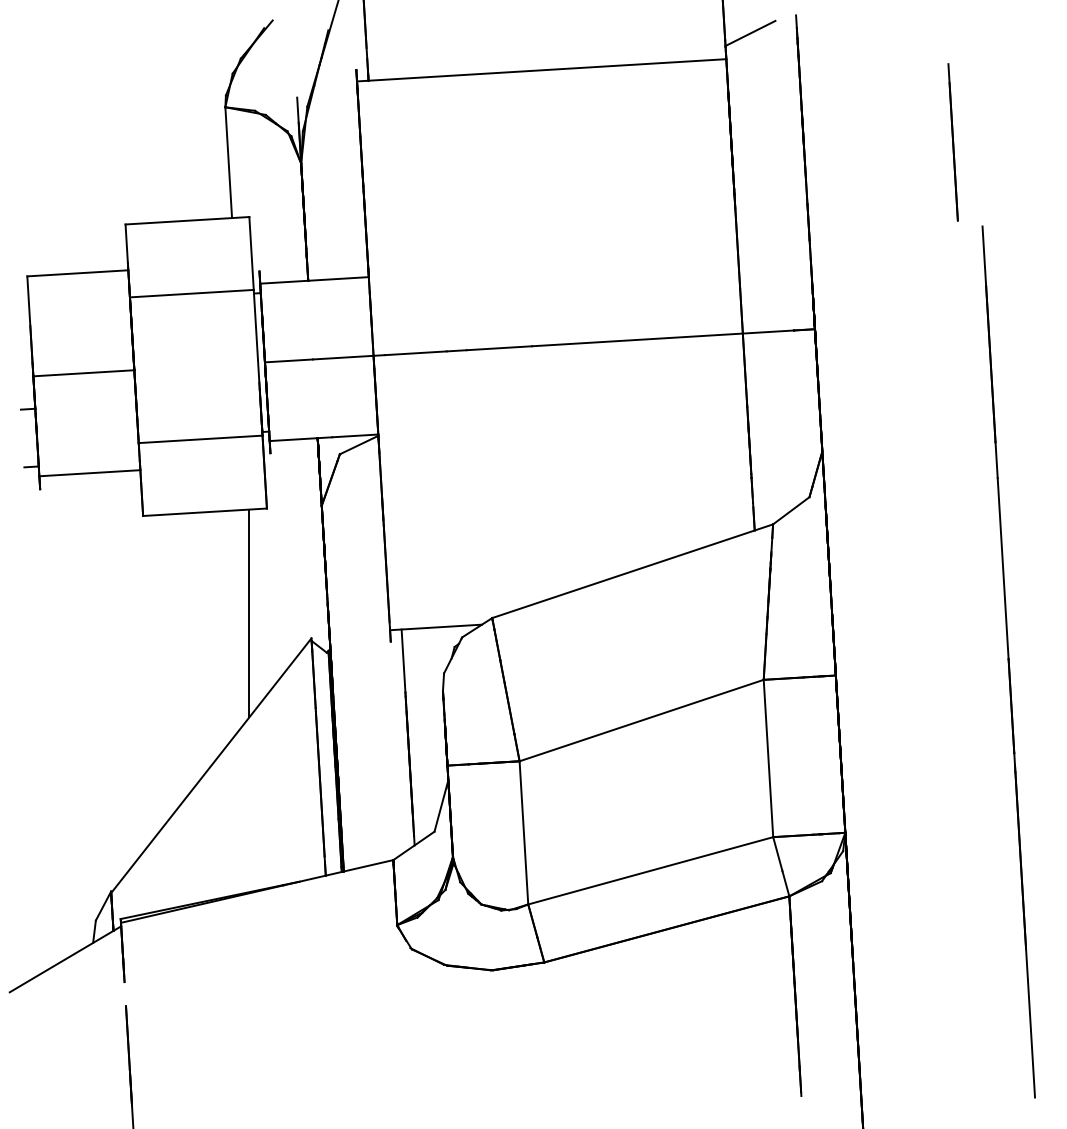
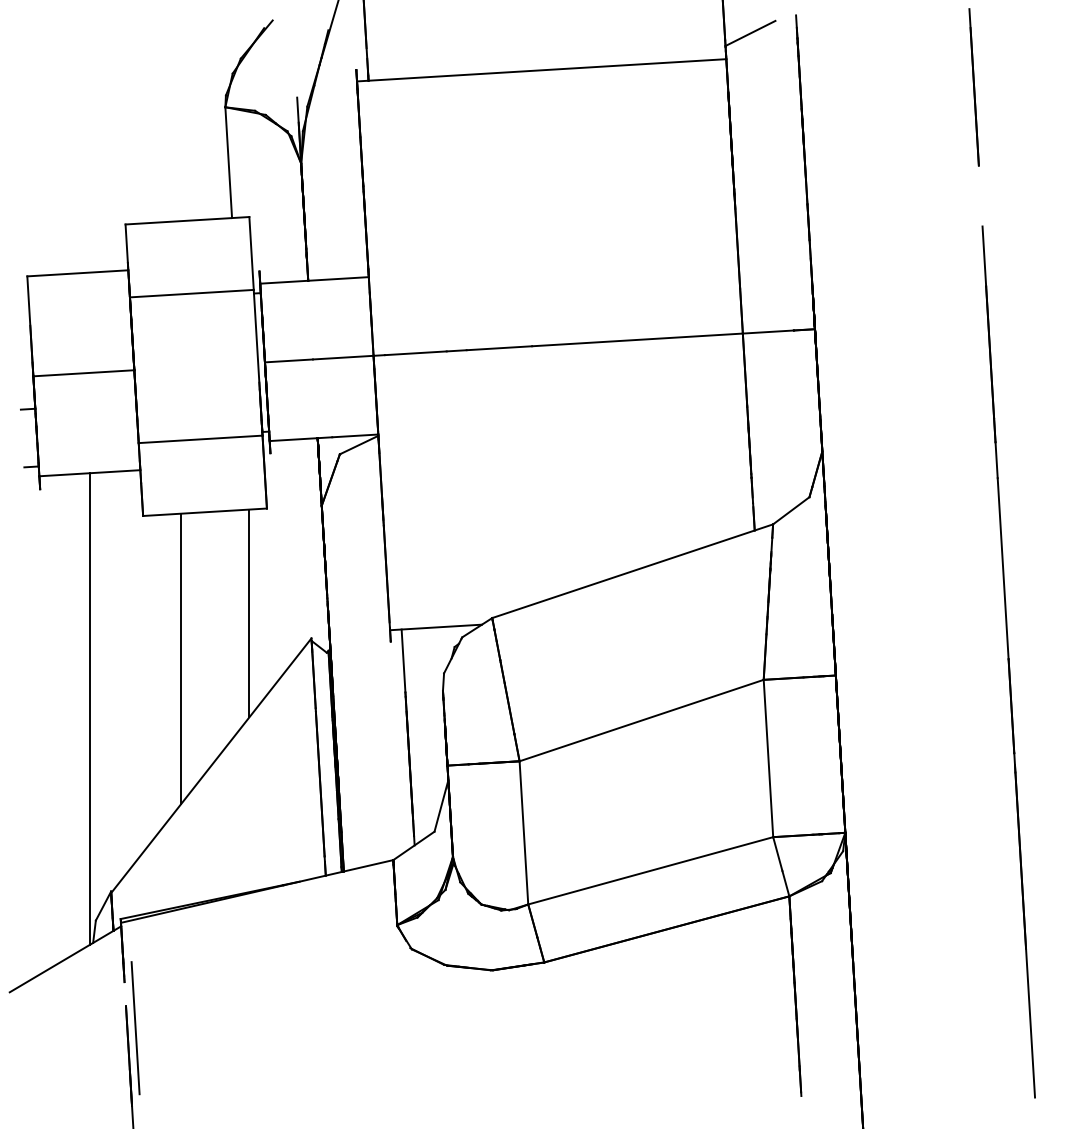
line position: (952, 142) -> (973, 87) (973, 87)
line: none -> present (181, 658)
line: none -> present (90, 708)
line: none -> present (135, 1028)
